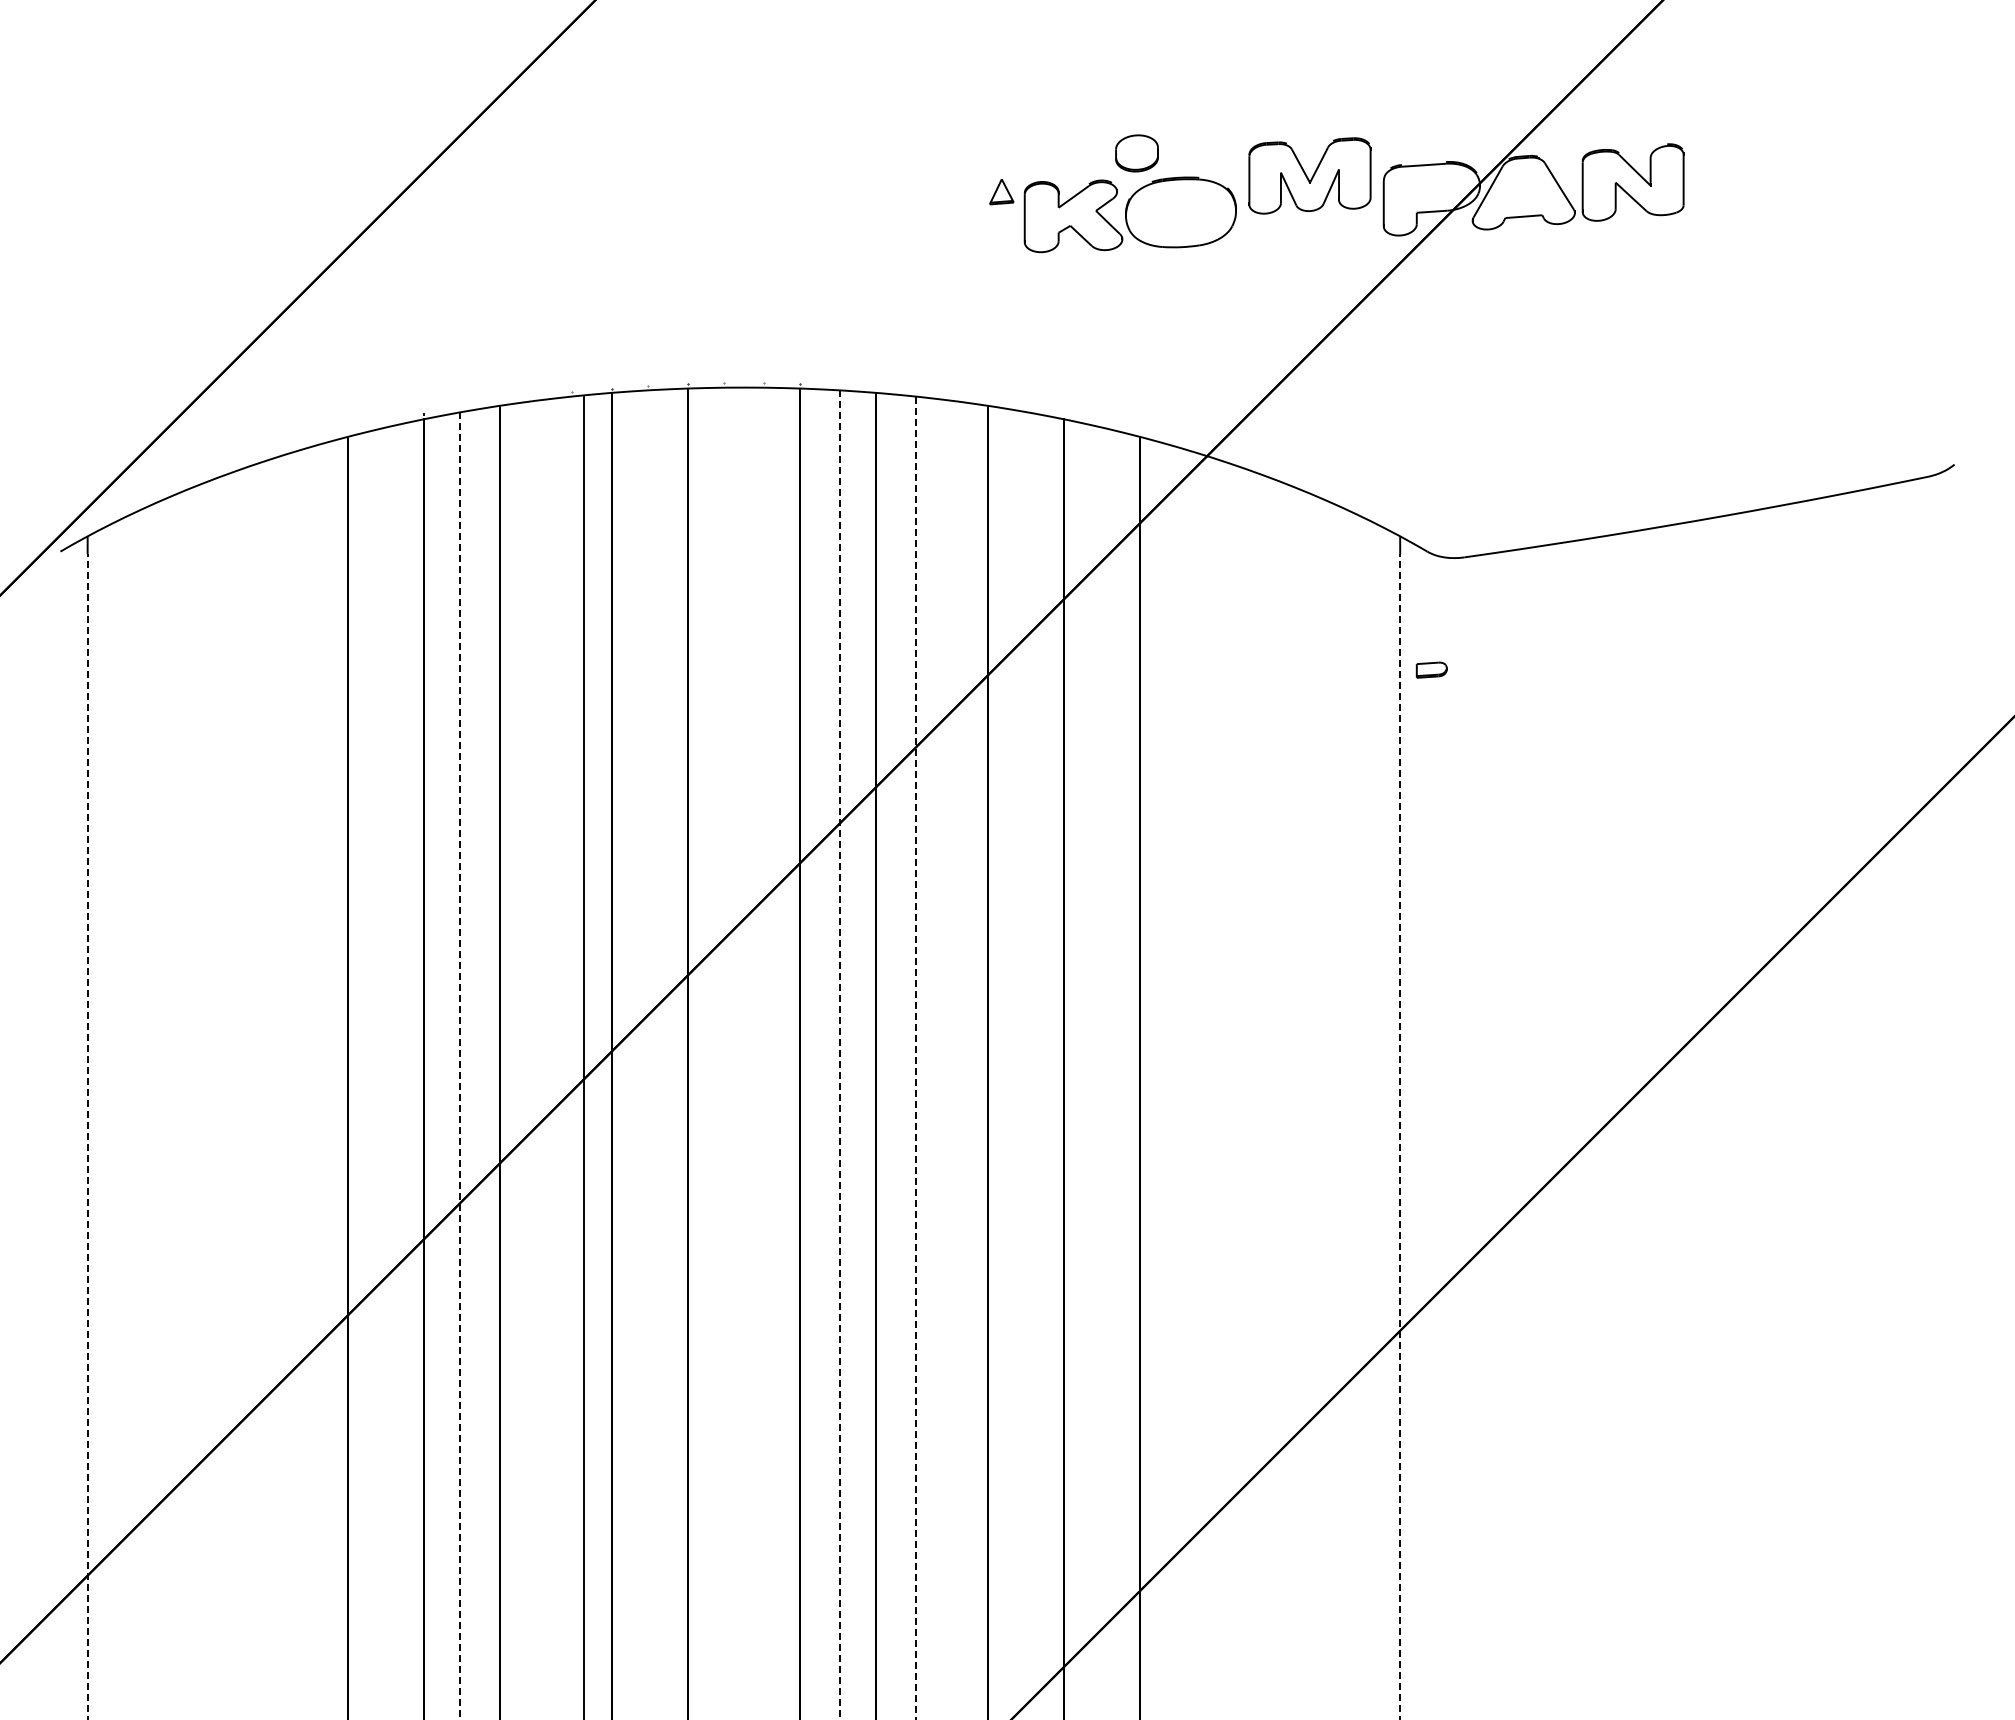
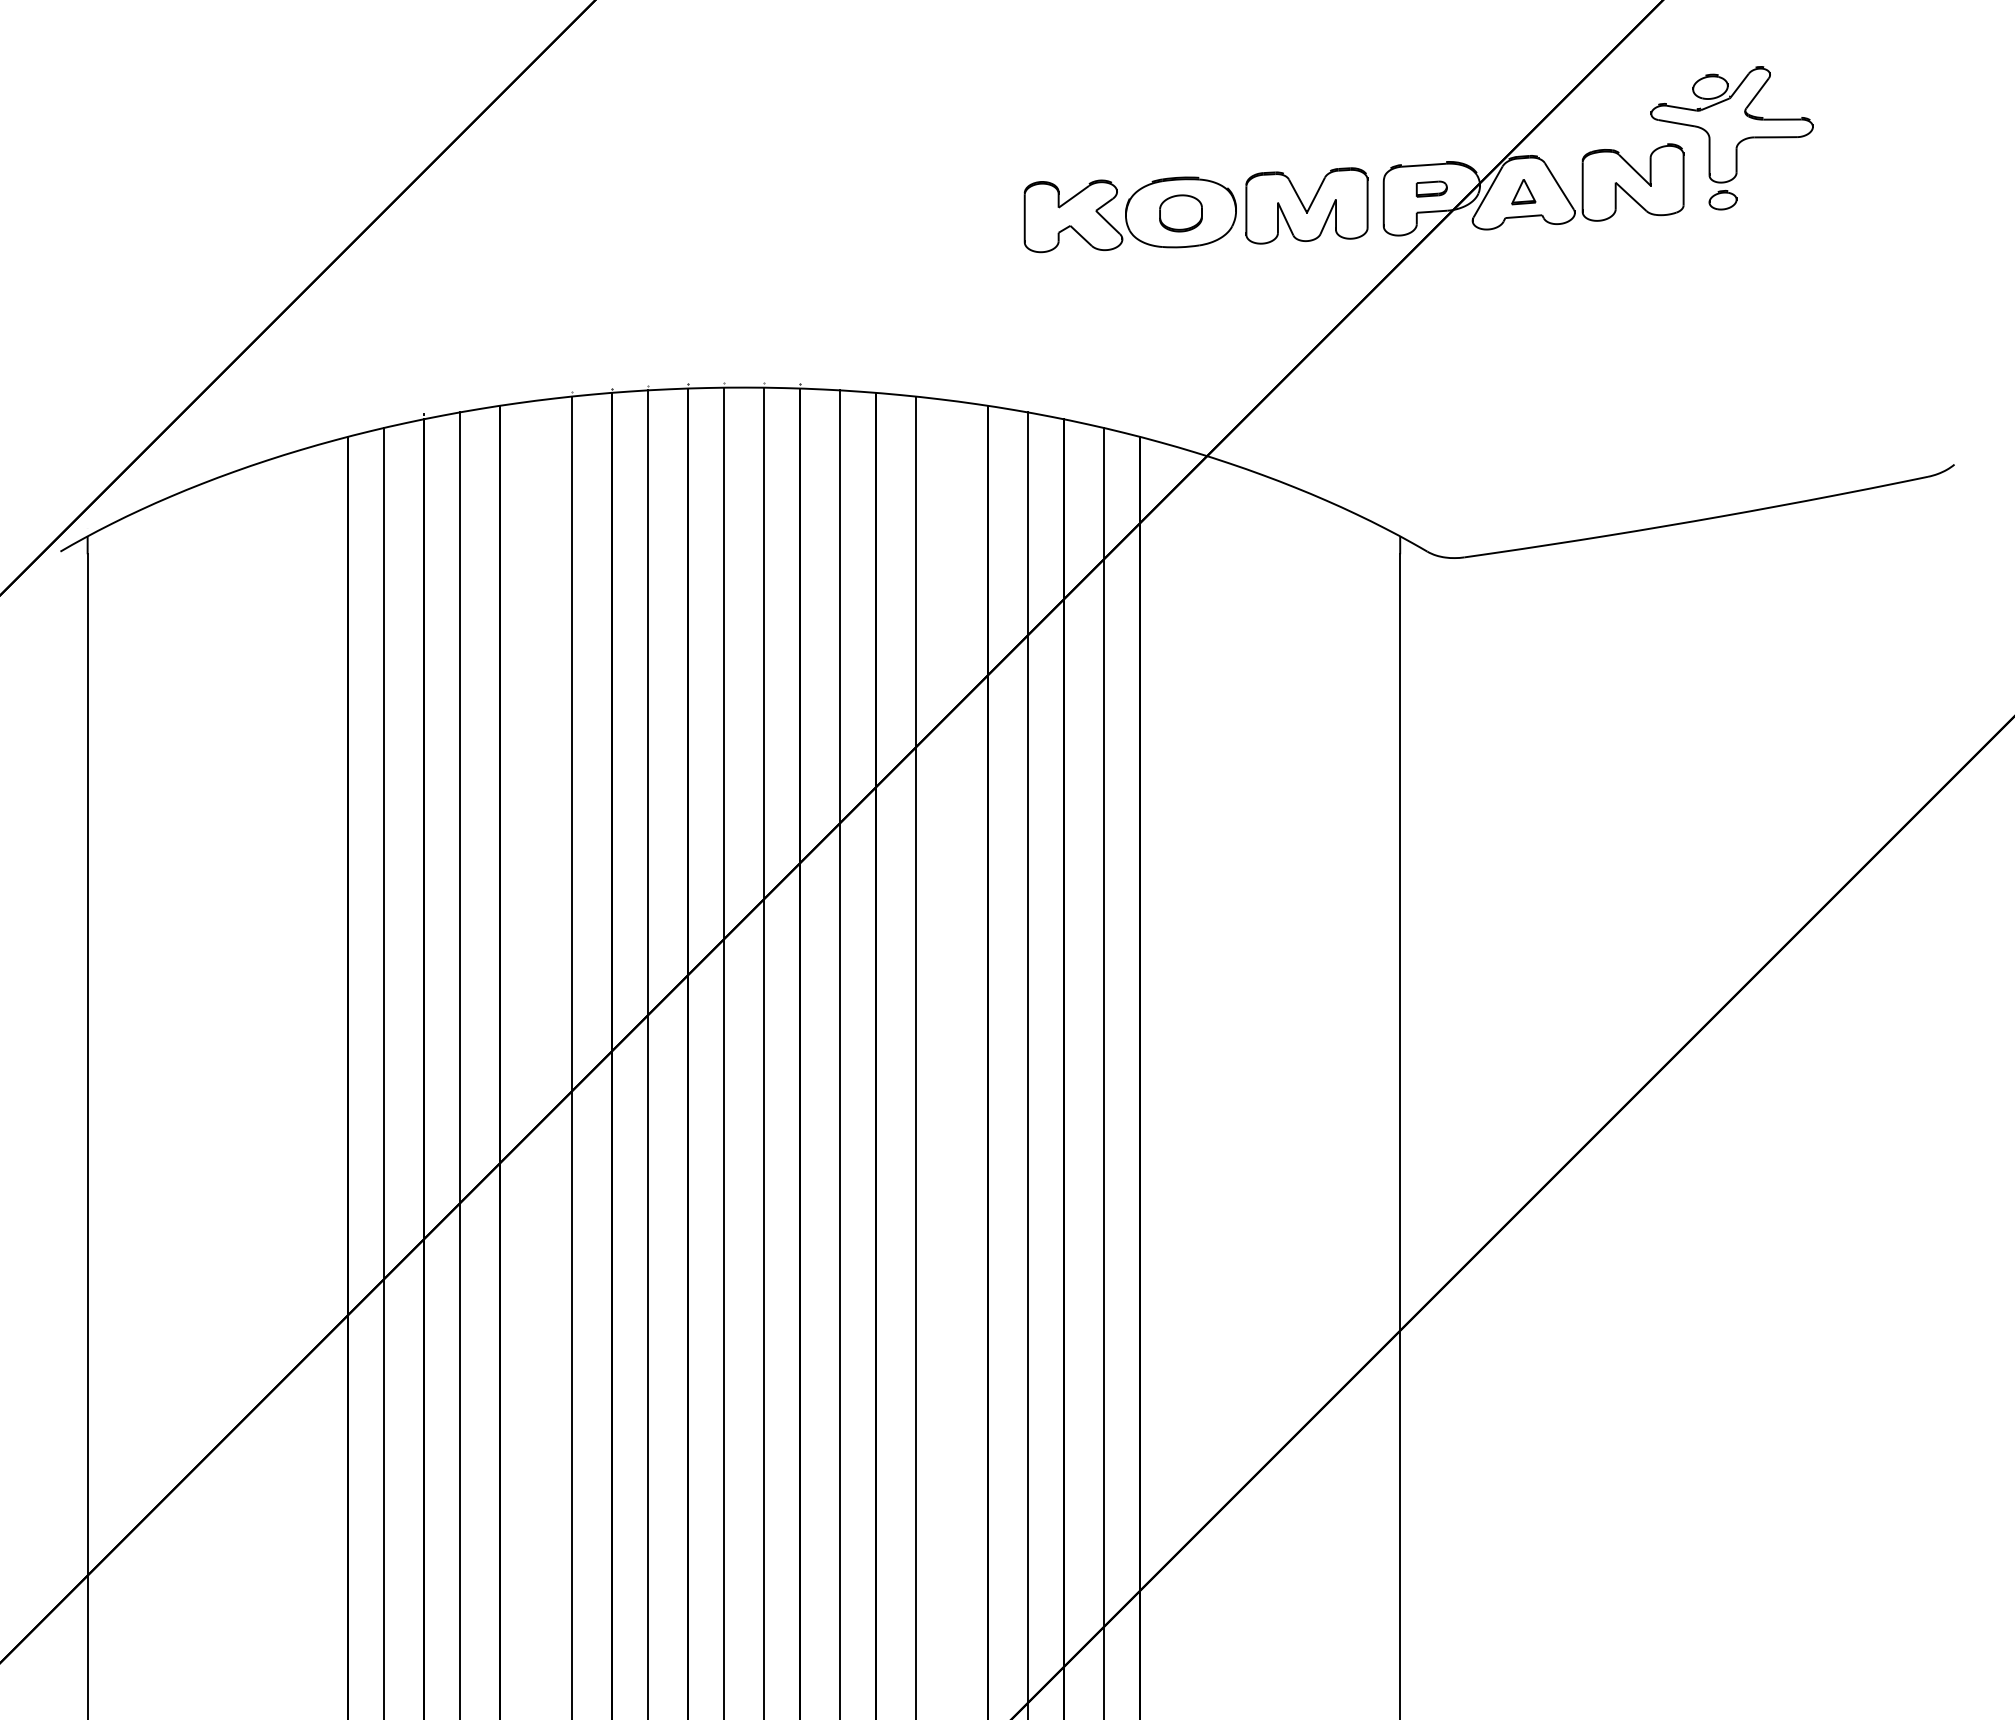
part: none -> present (1731, 138)
part position: (1136, 153) -> (1180, 213) (1180, 213)
part position: (1309, 175) -> (1306, 205) (1306, 205)
part position: (1001, 192) -> (1523, 192) (1523, 192)
part position: (1431, 669) -> (1431, 188) (1431, 188)
line: none -> present (723, 1051)
line: none -> present (764, 1051)
line: none -> present (647, 1053)
line: dashed -> solid (840, 1055)
line position: (583, 1056) -> (571, 1056) (571, 1056)
line: dashed -> solid (916, 1058)
line: none -> present (1028, 1064)
line: dashed -> solid (459, 1066)
line: none -> present (383, 1072)
line: none -> present (1104, 1072)
line: dashed -> solid (87, 1137)
line: dashed -> solid (1400, 1137)
